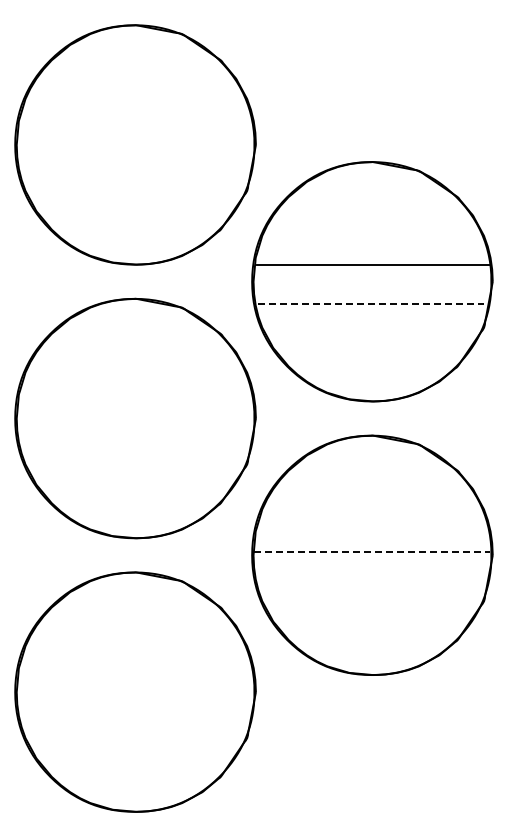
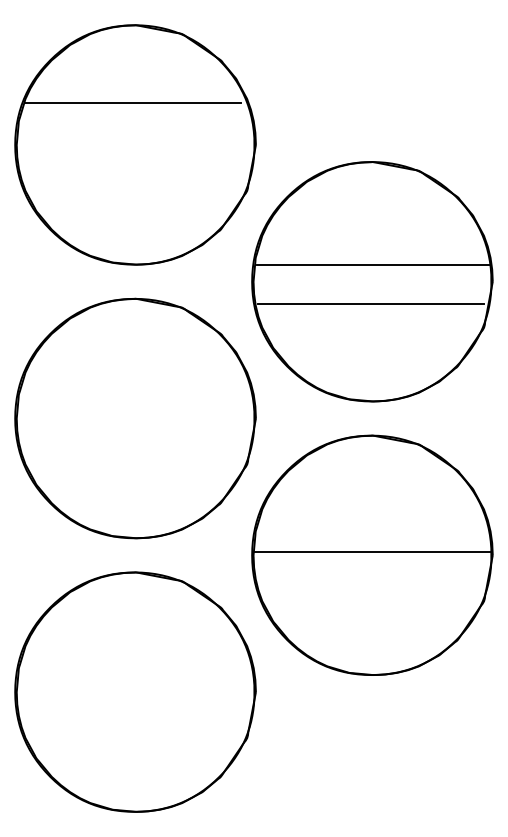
line: none -> present (132, 103)
line: dashed -> solid (371, 304)
line: dashed -> solid (372, 552)
